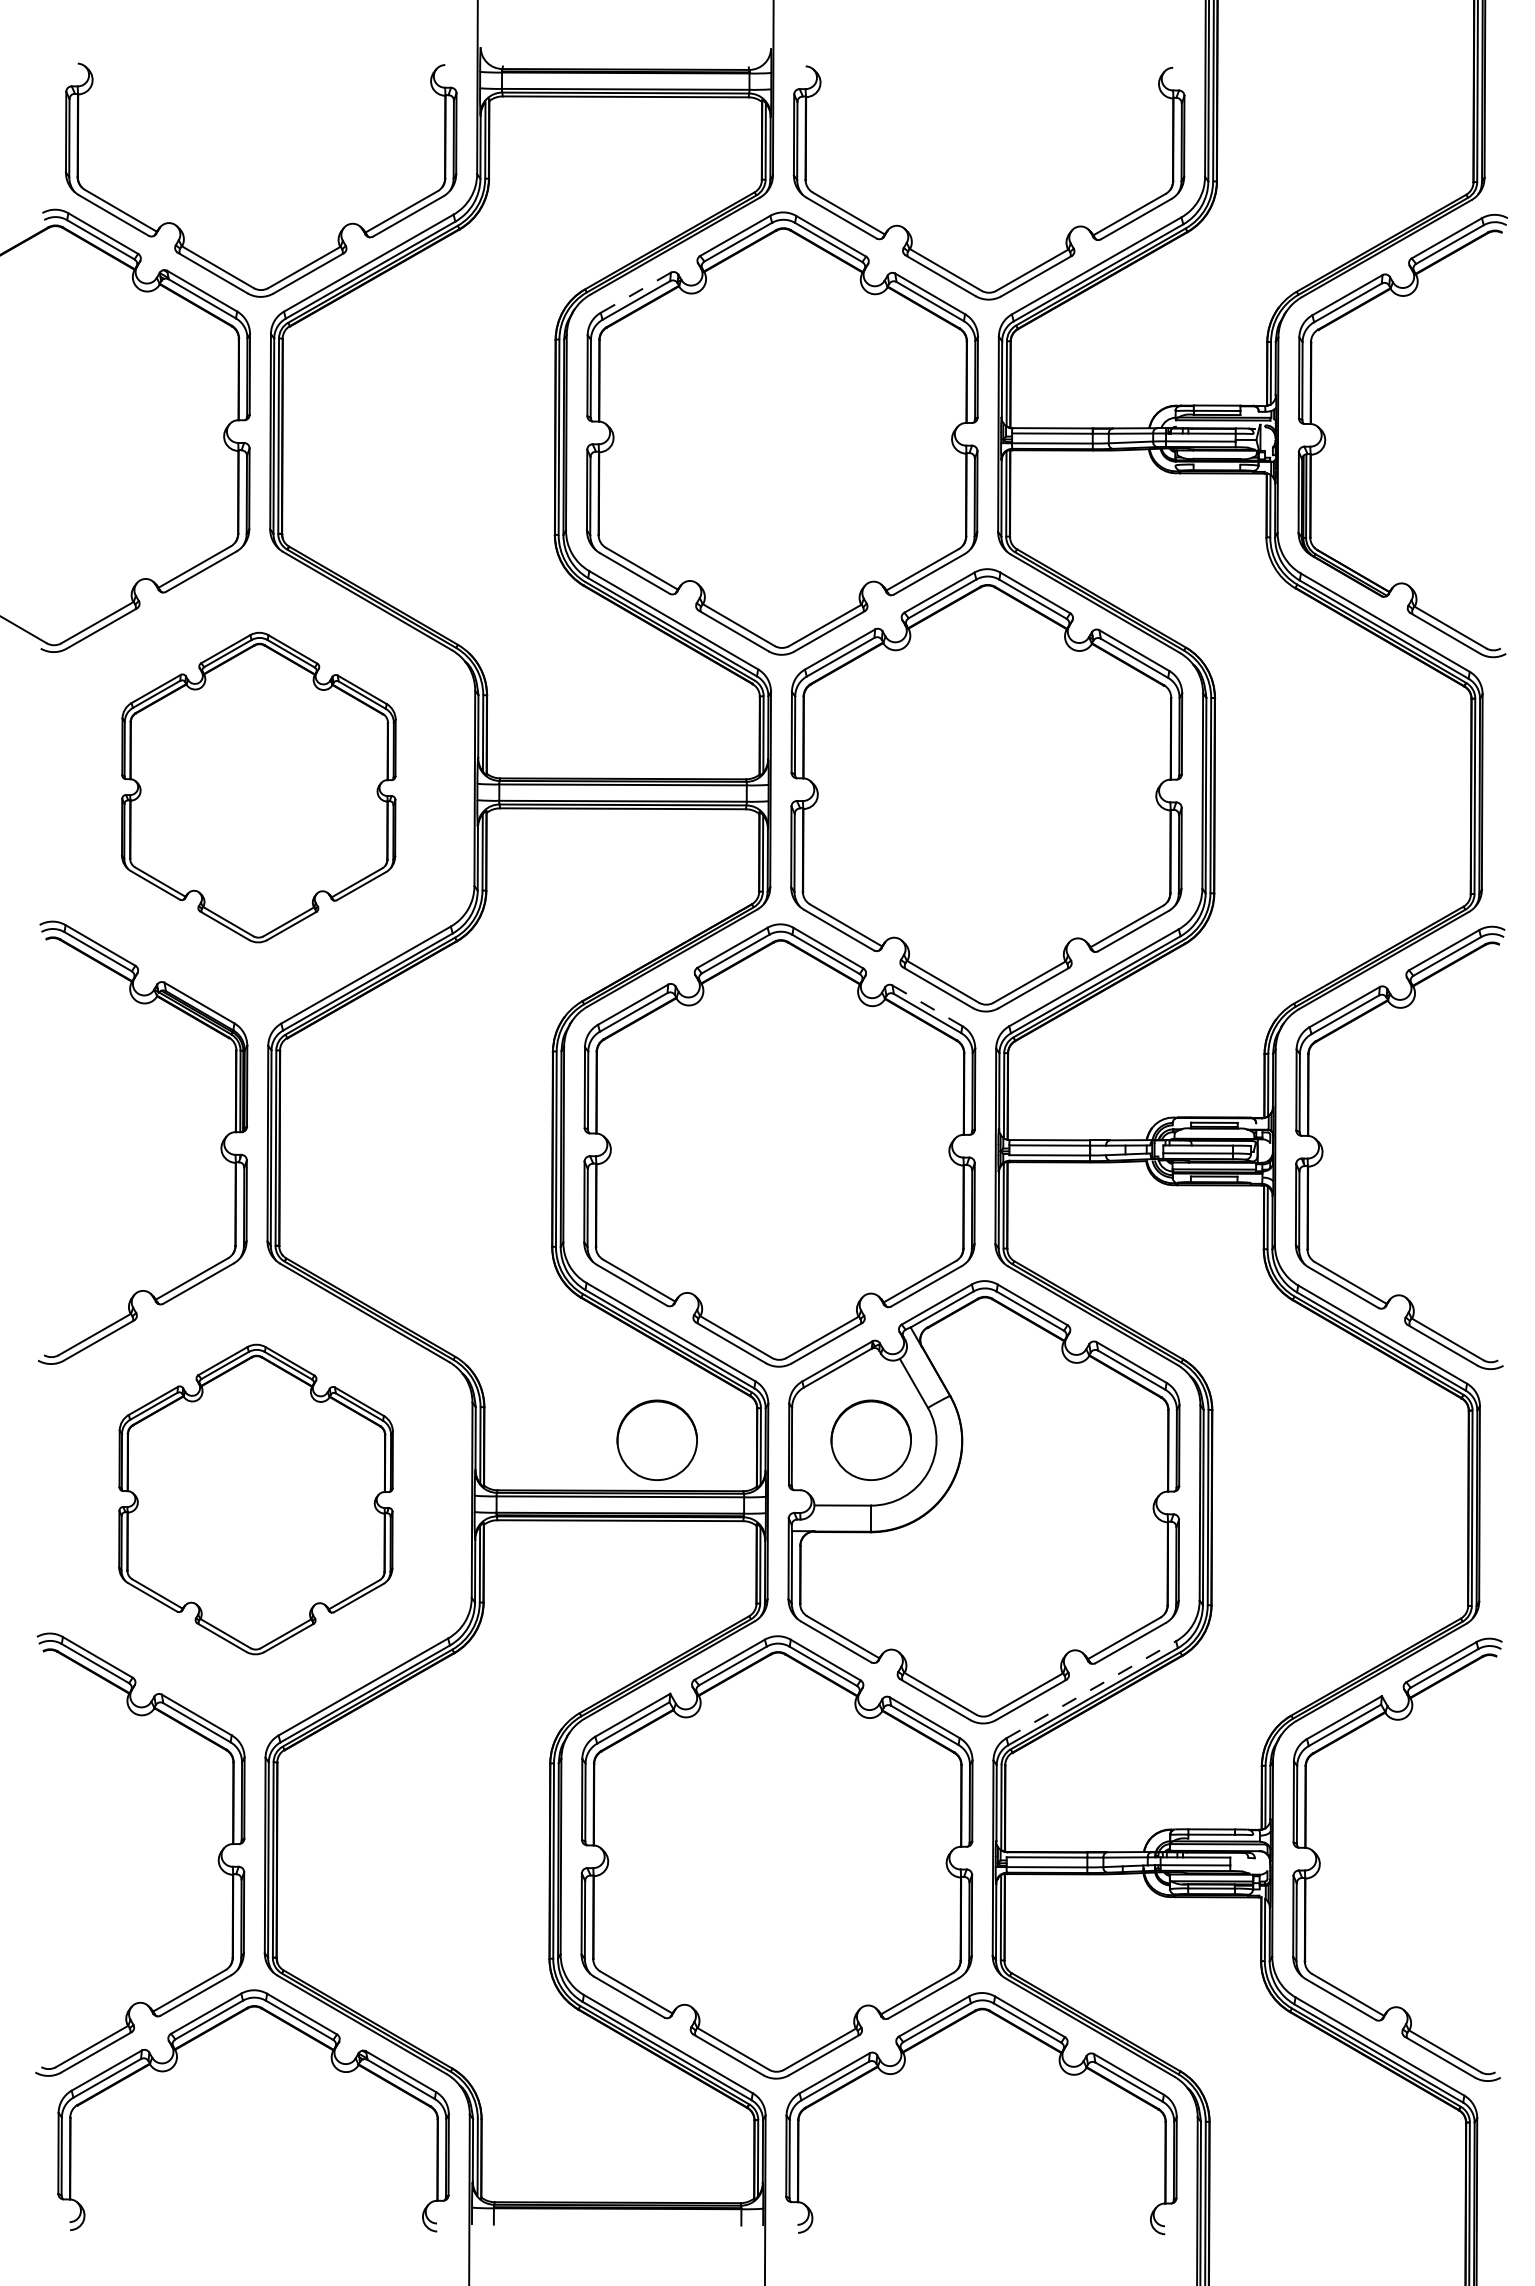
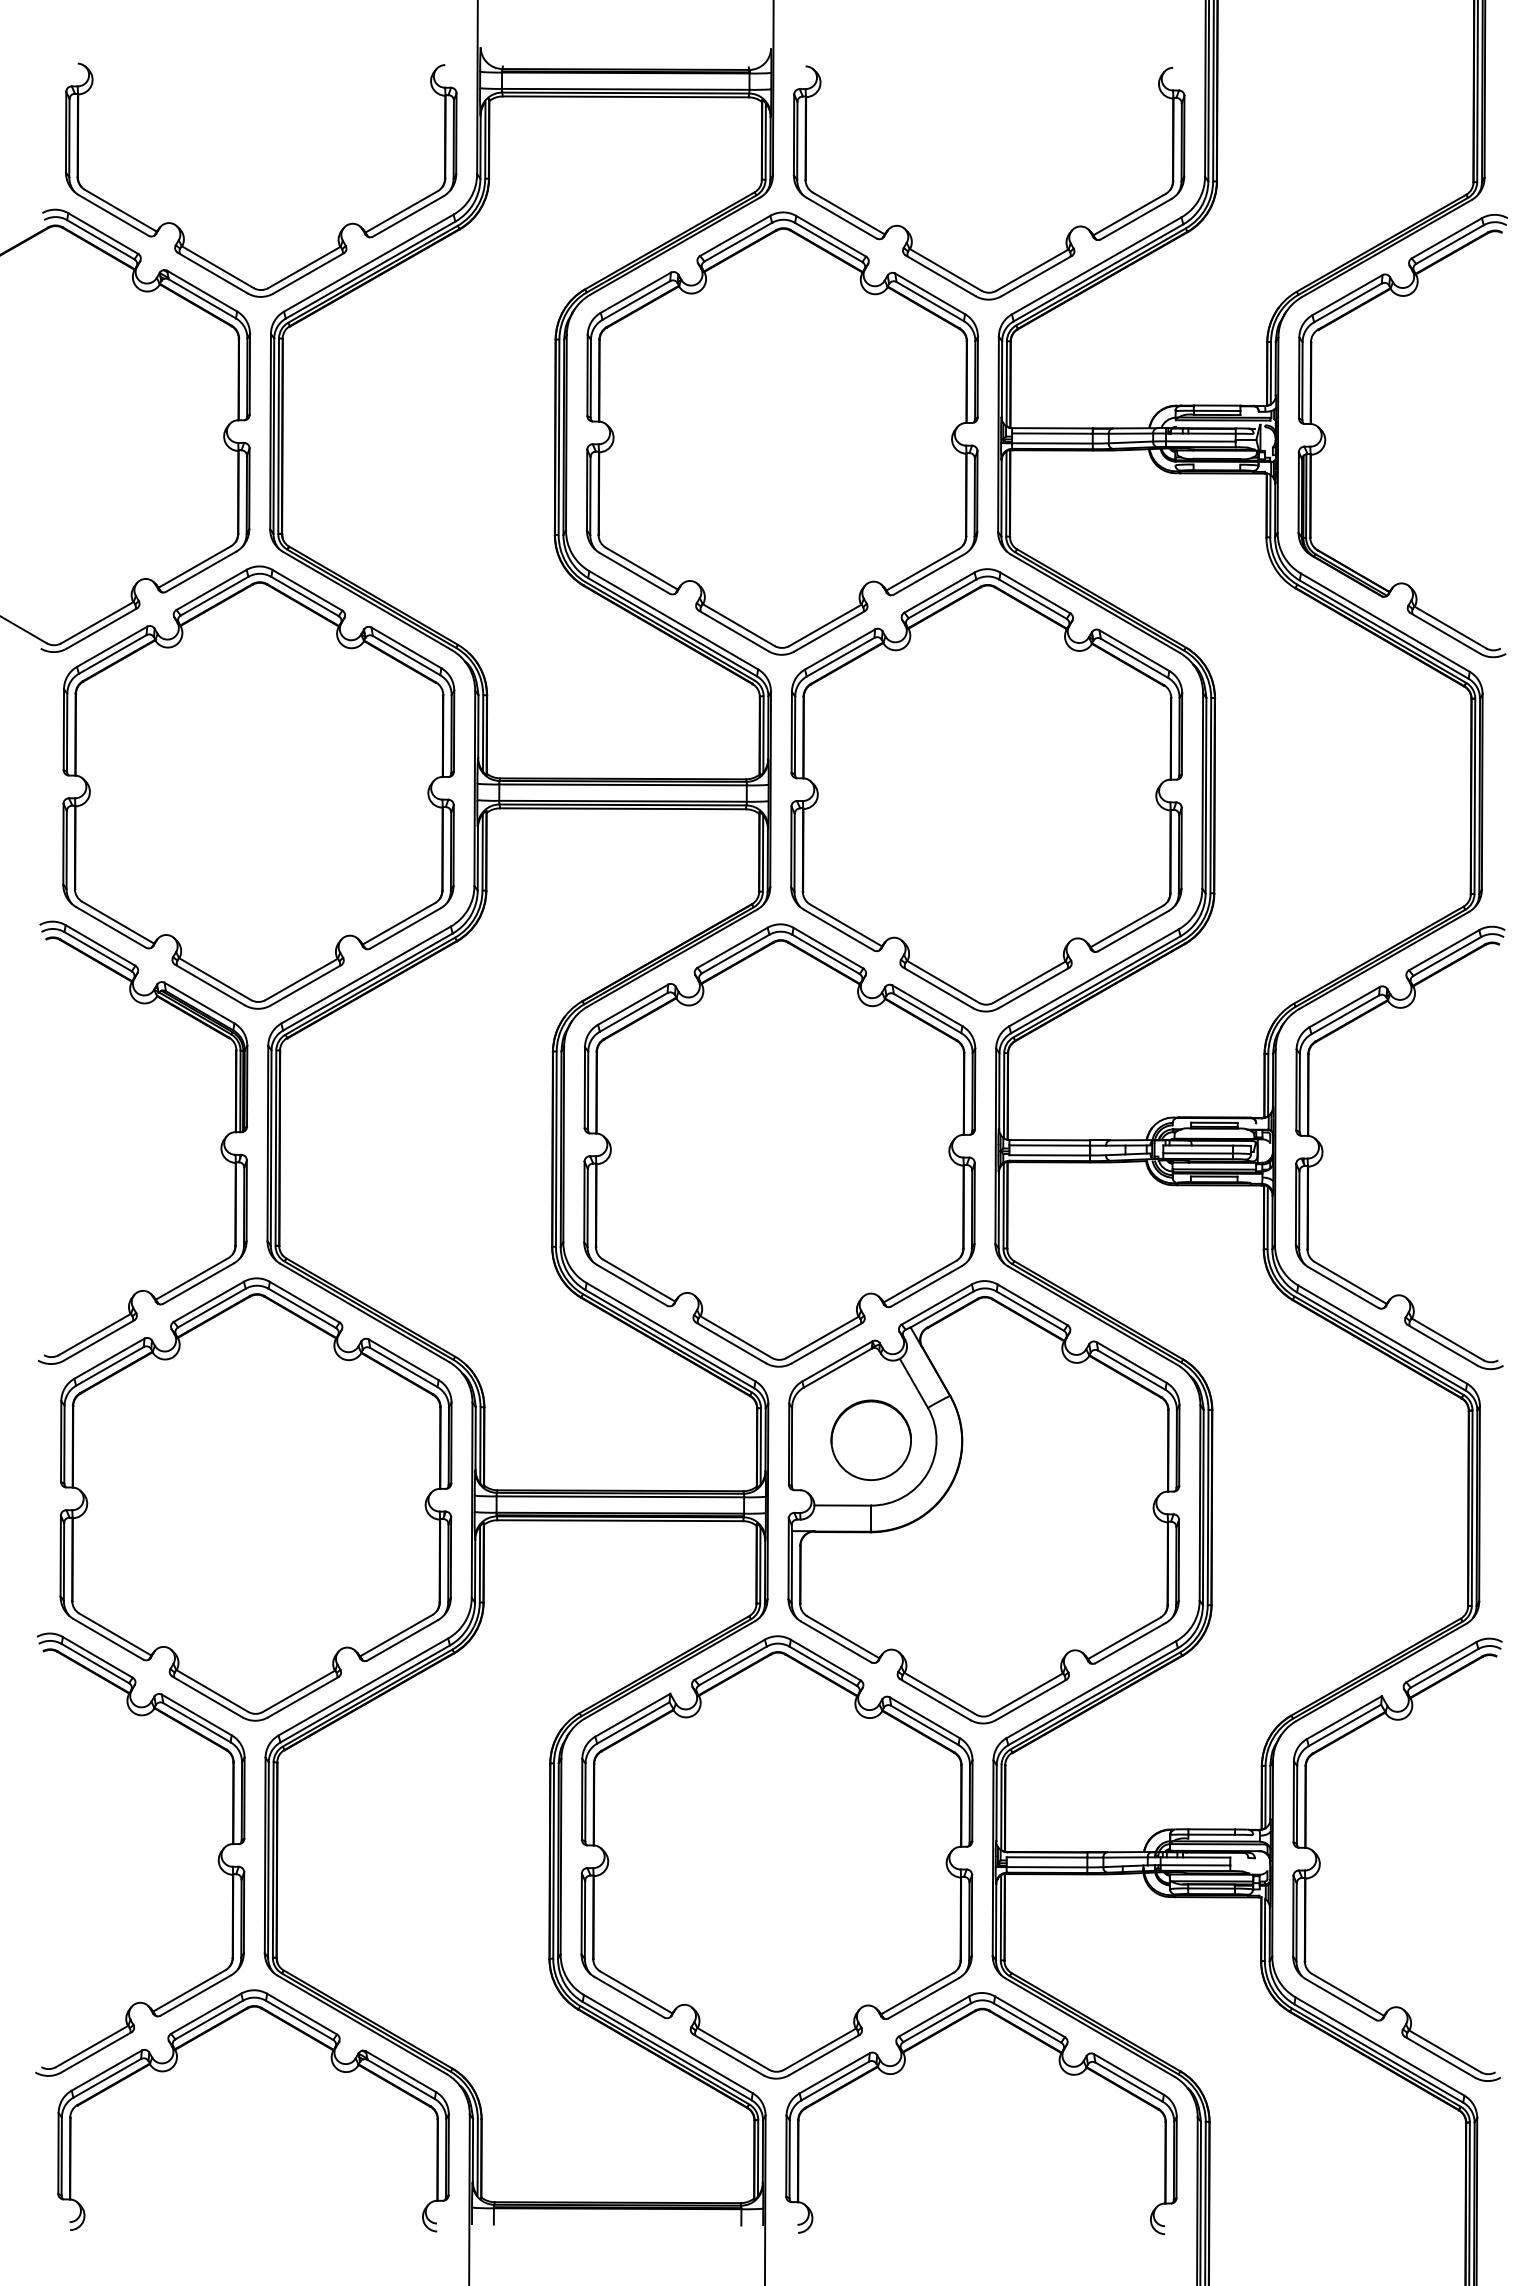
line: dashed -> solid (635, 293)
part size: 276x312 px -> 394x445 px (258, 787)
line: dashed -> solid (927, 1005)
circle: present -> none (656, 1439)
part size: 276x313 px -> 394x445 px (255, 1499)
line: dashed -> solid (1091, 1689)
